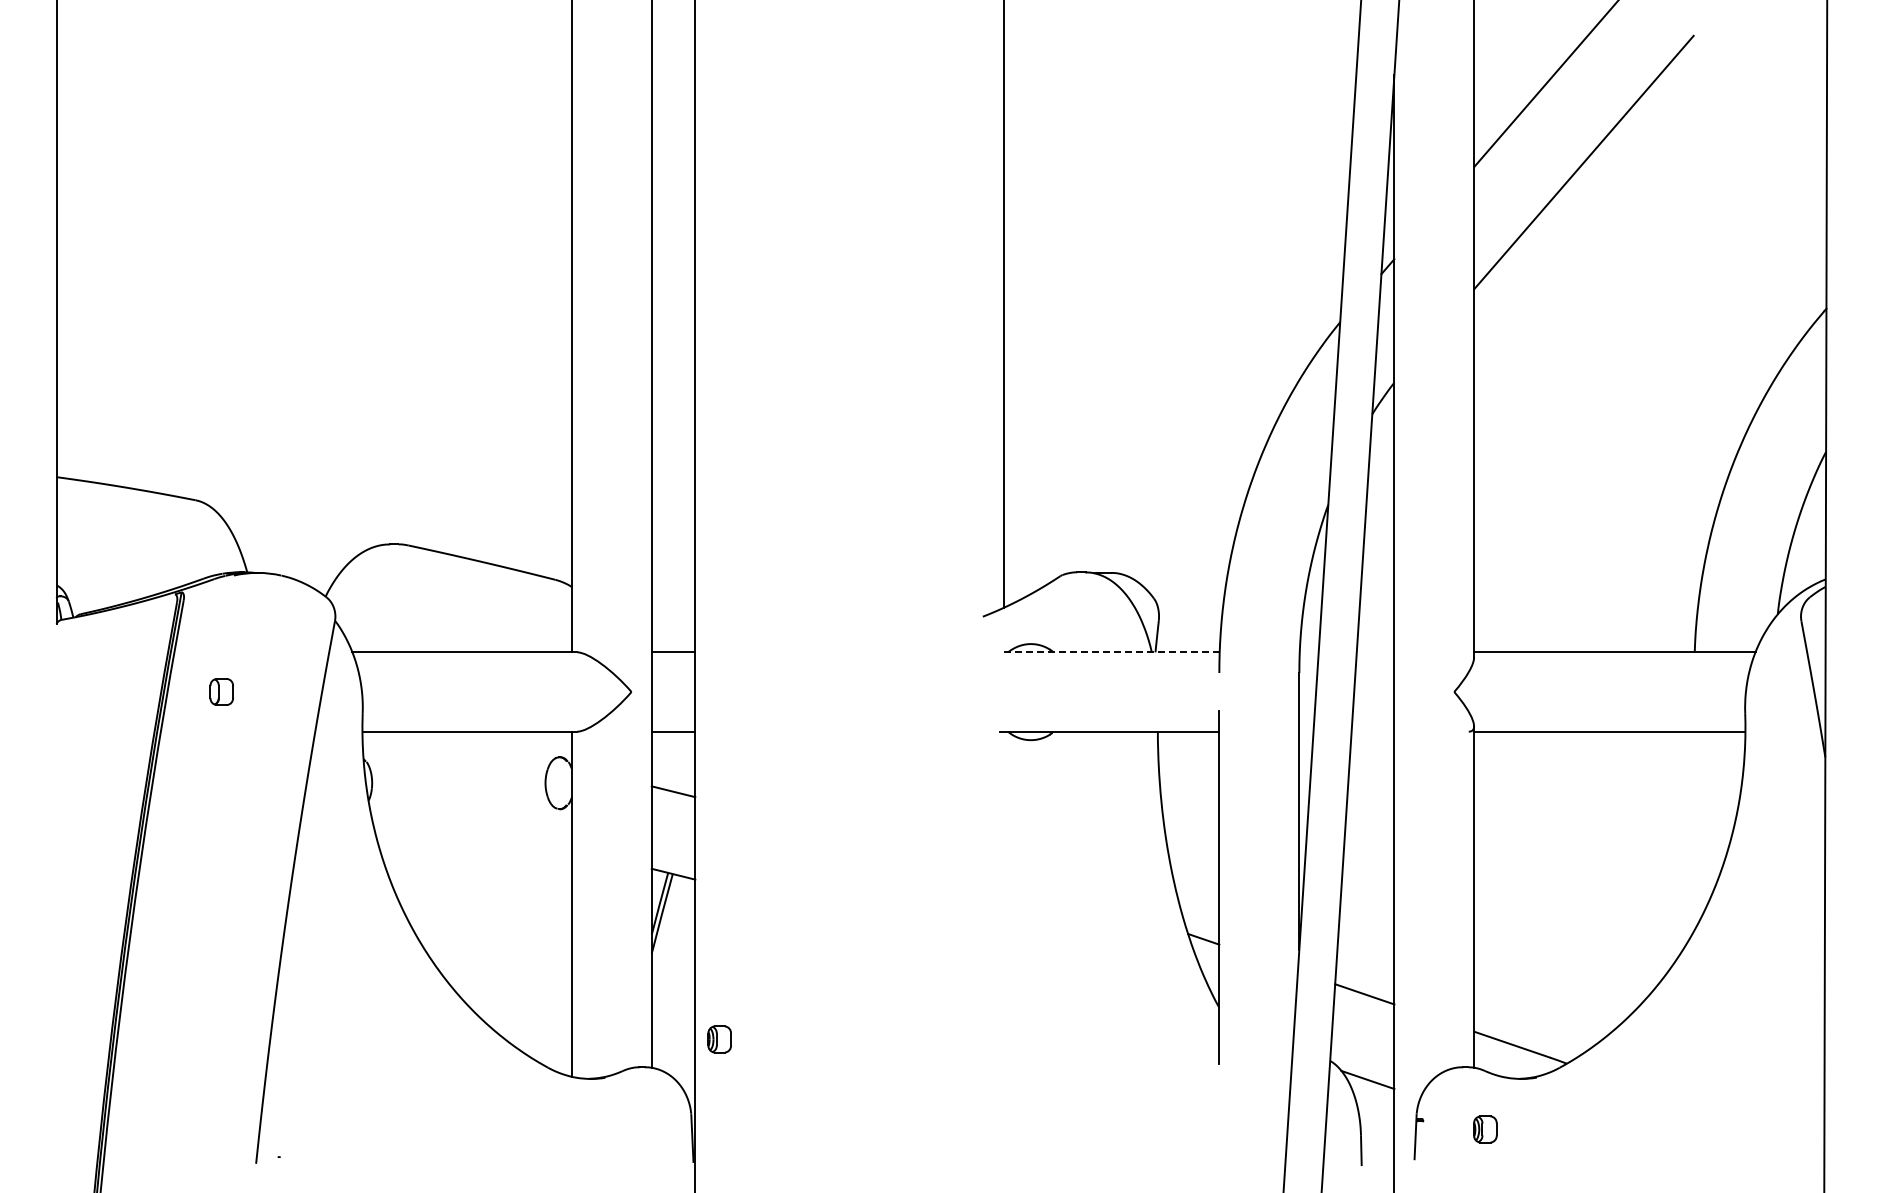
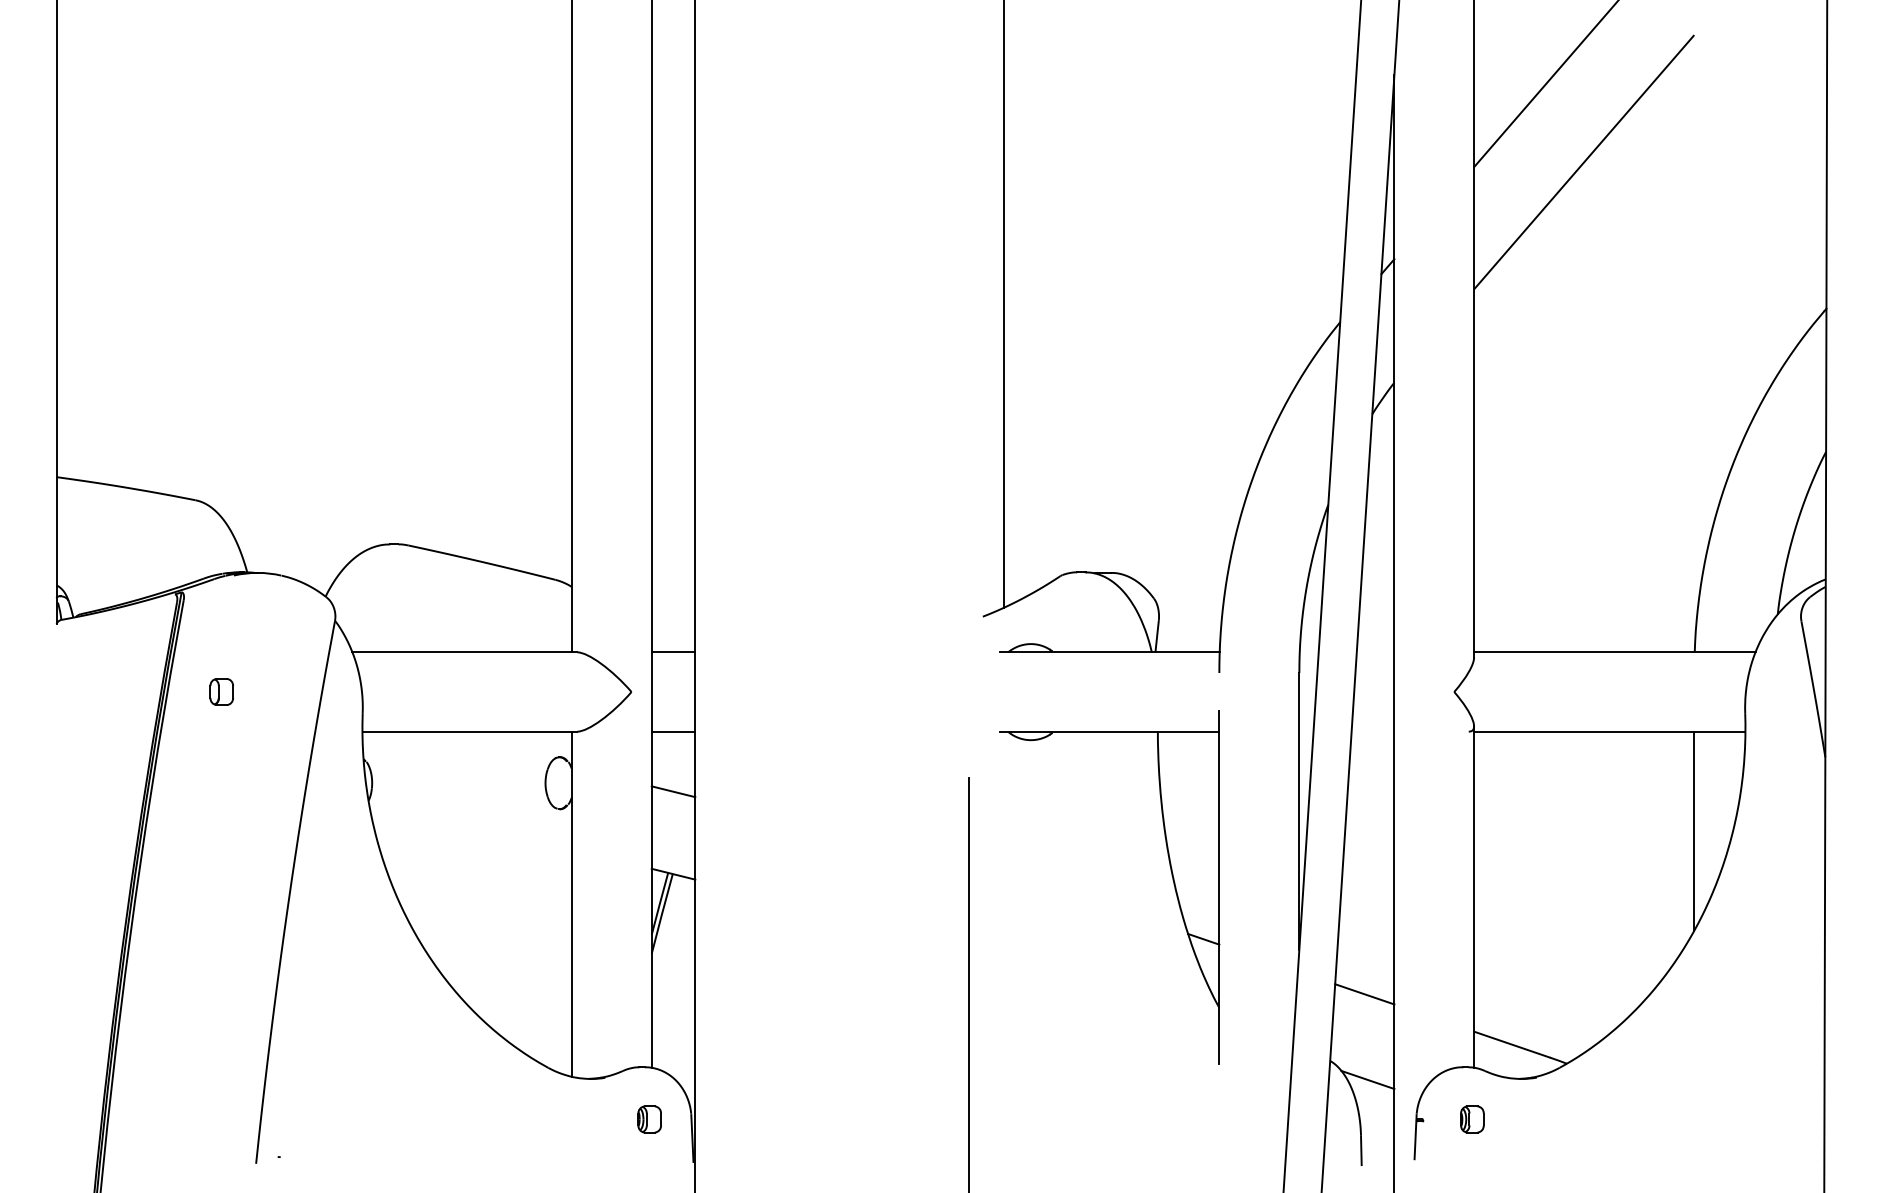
line: dashed -> solid (1109, 652)
line: none -> present (1694, 830)
line: none -> present (968, 983)
part position: (719, 1039) -> (649, 1119) (649, 1119)
part position: (1485, 1129) -> (1472, 1119) (1472, 1119)
